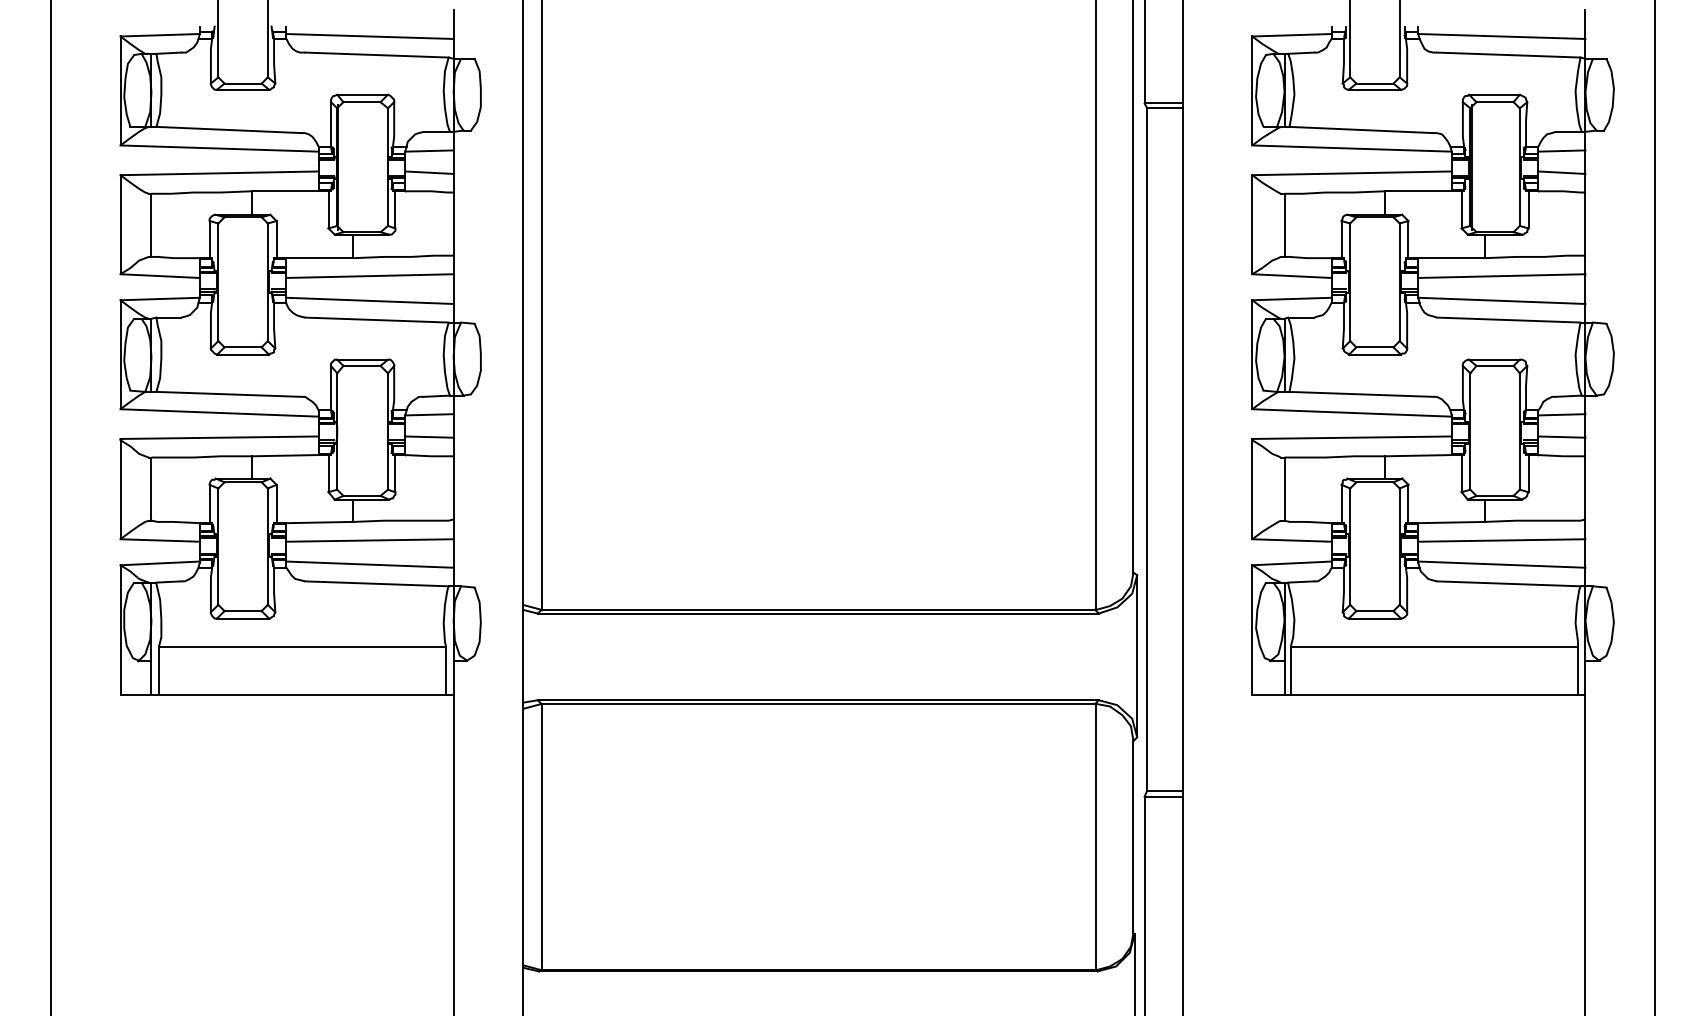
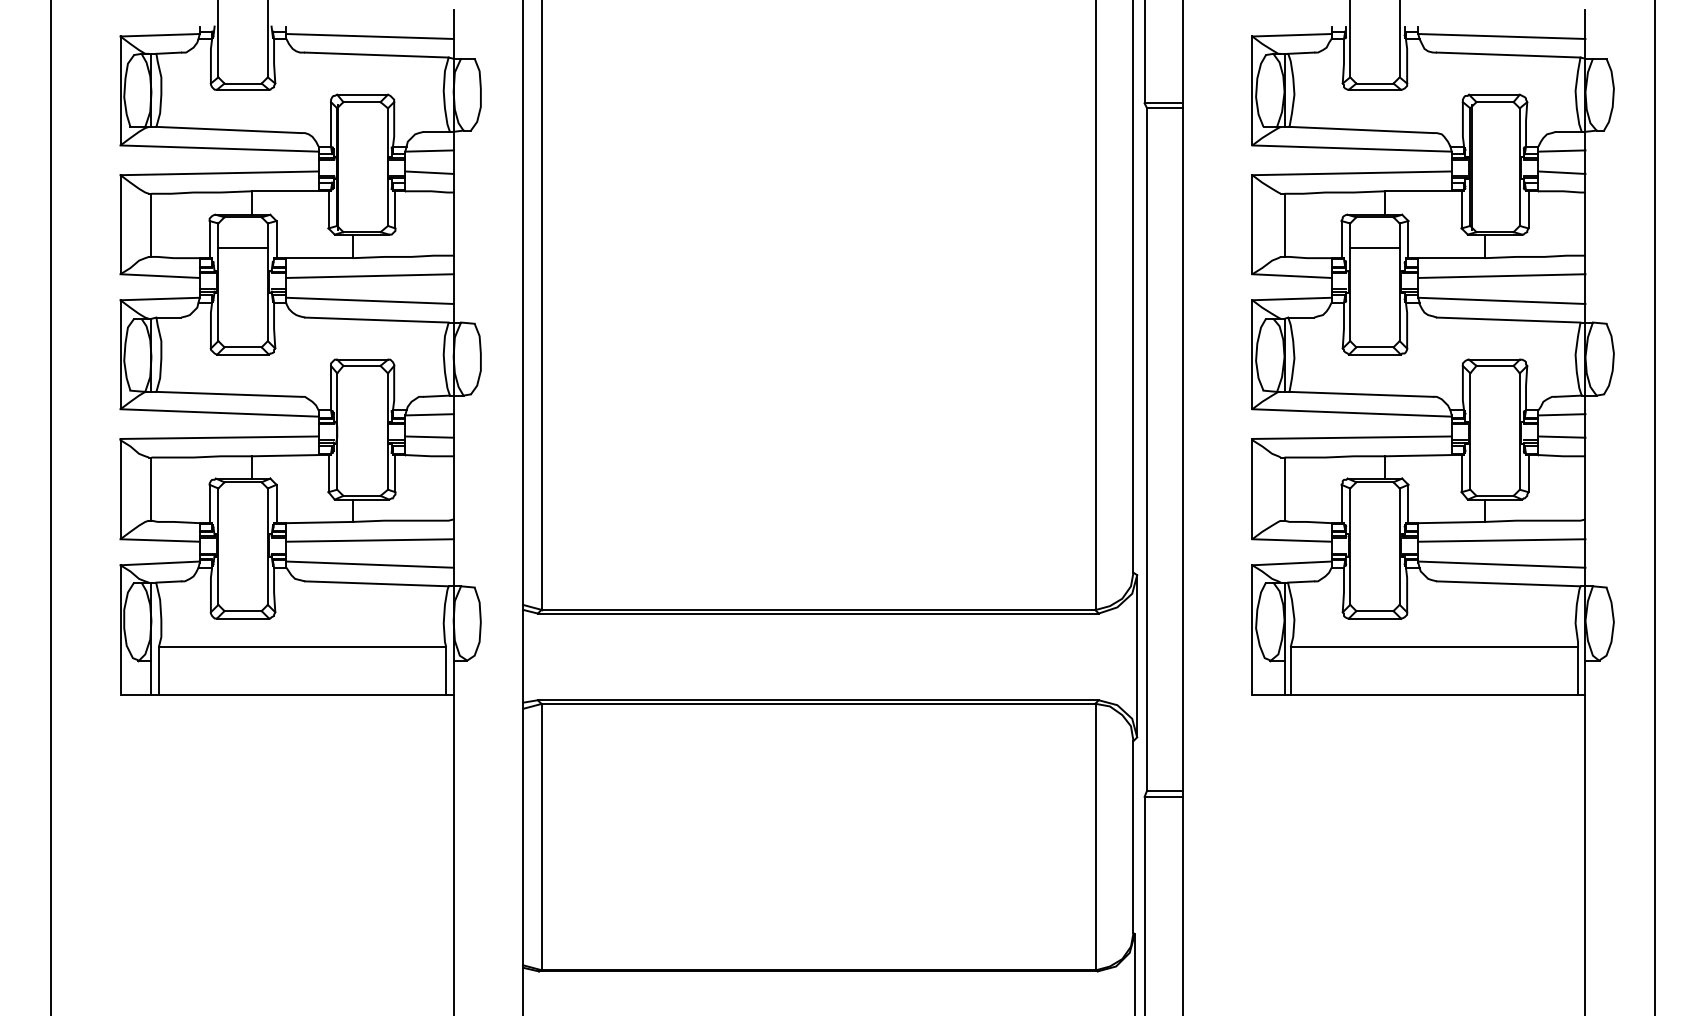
line: none -> present (242, 248)
line: none -> present (1374, 248)
